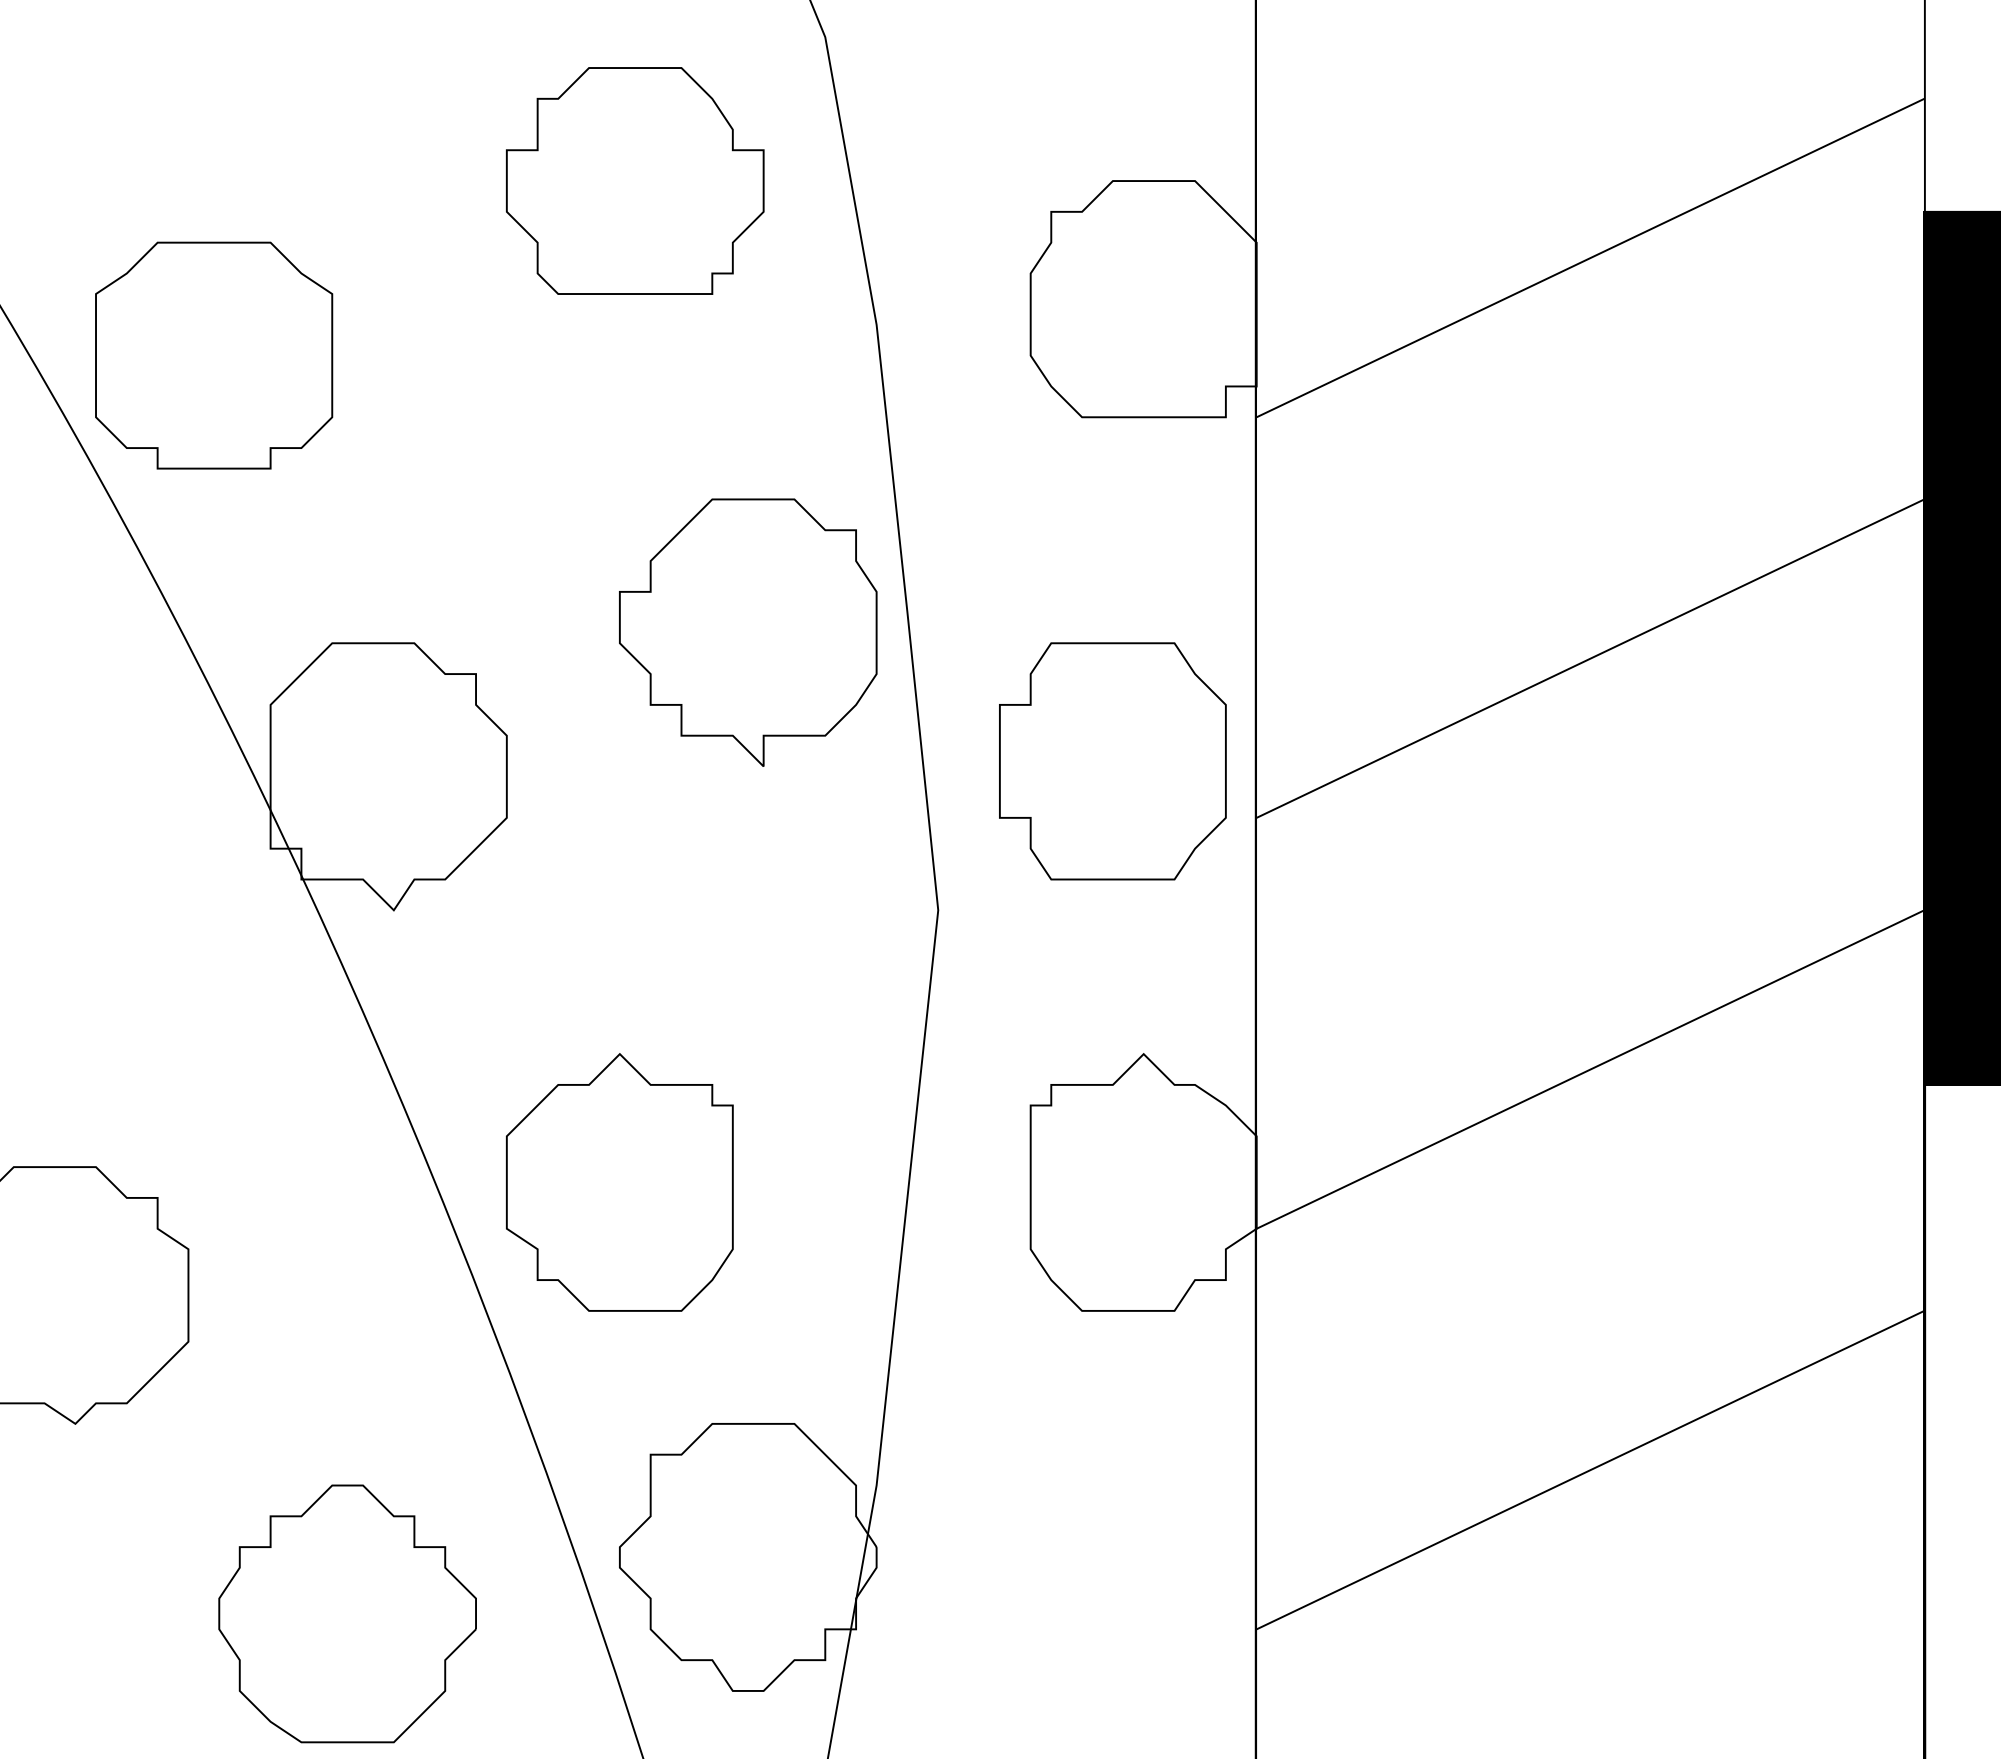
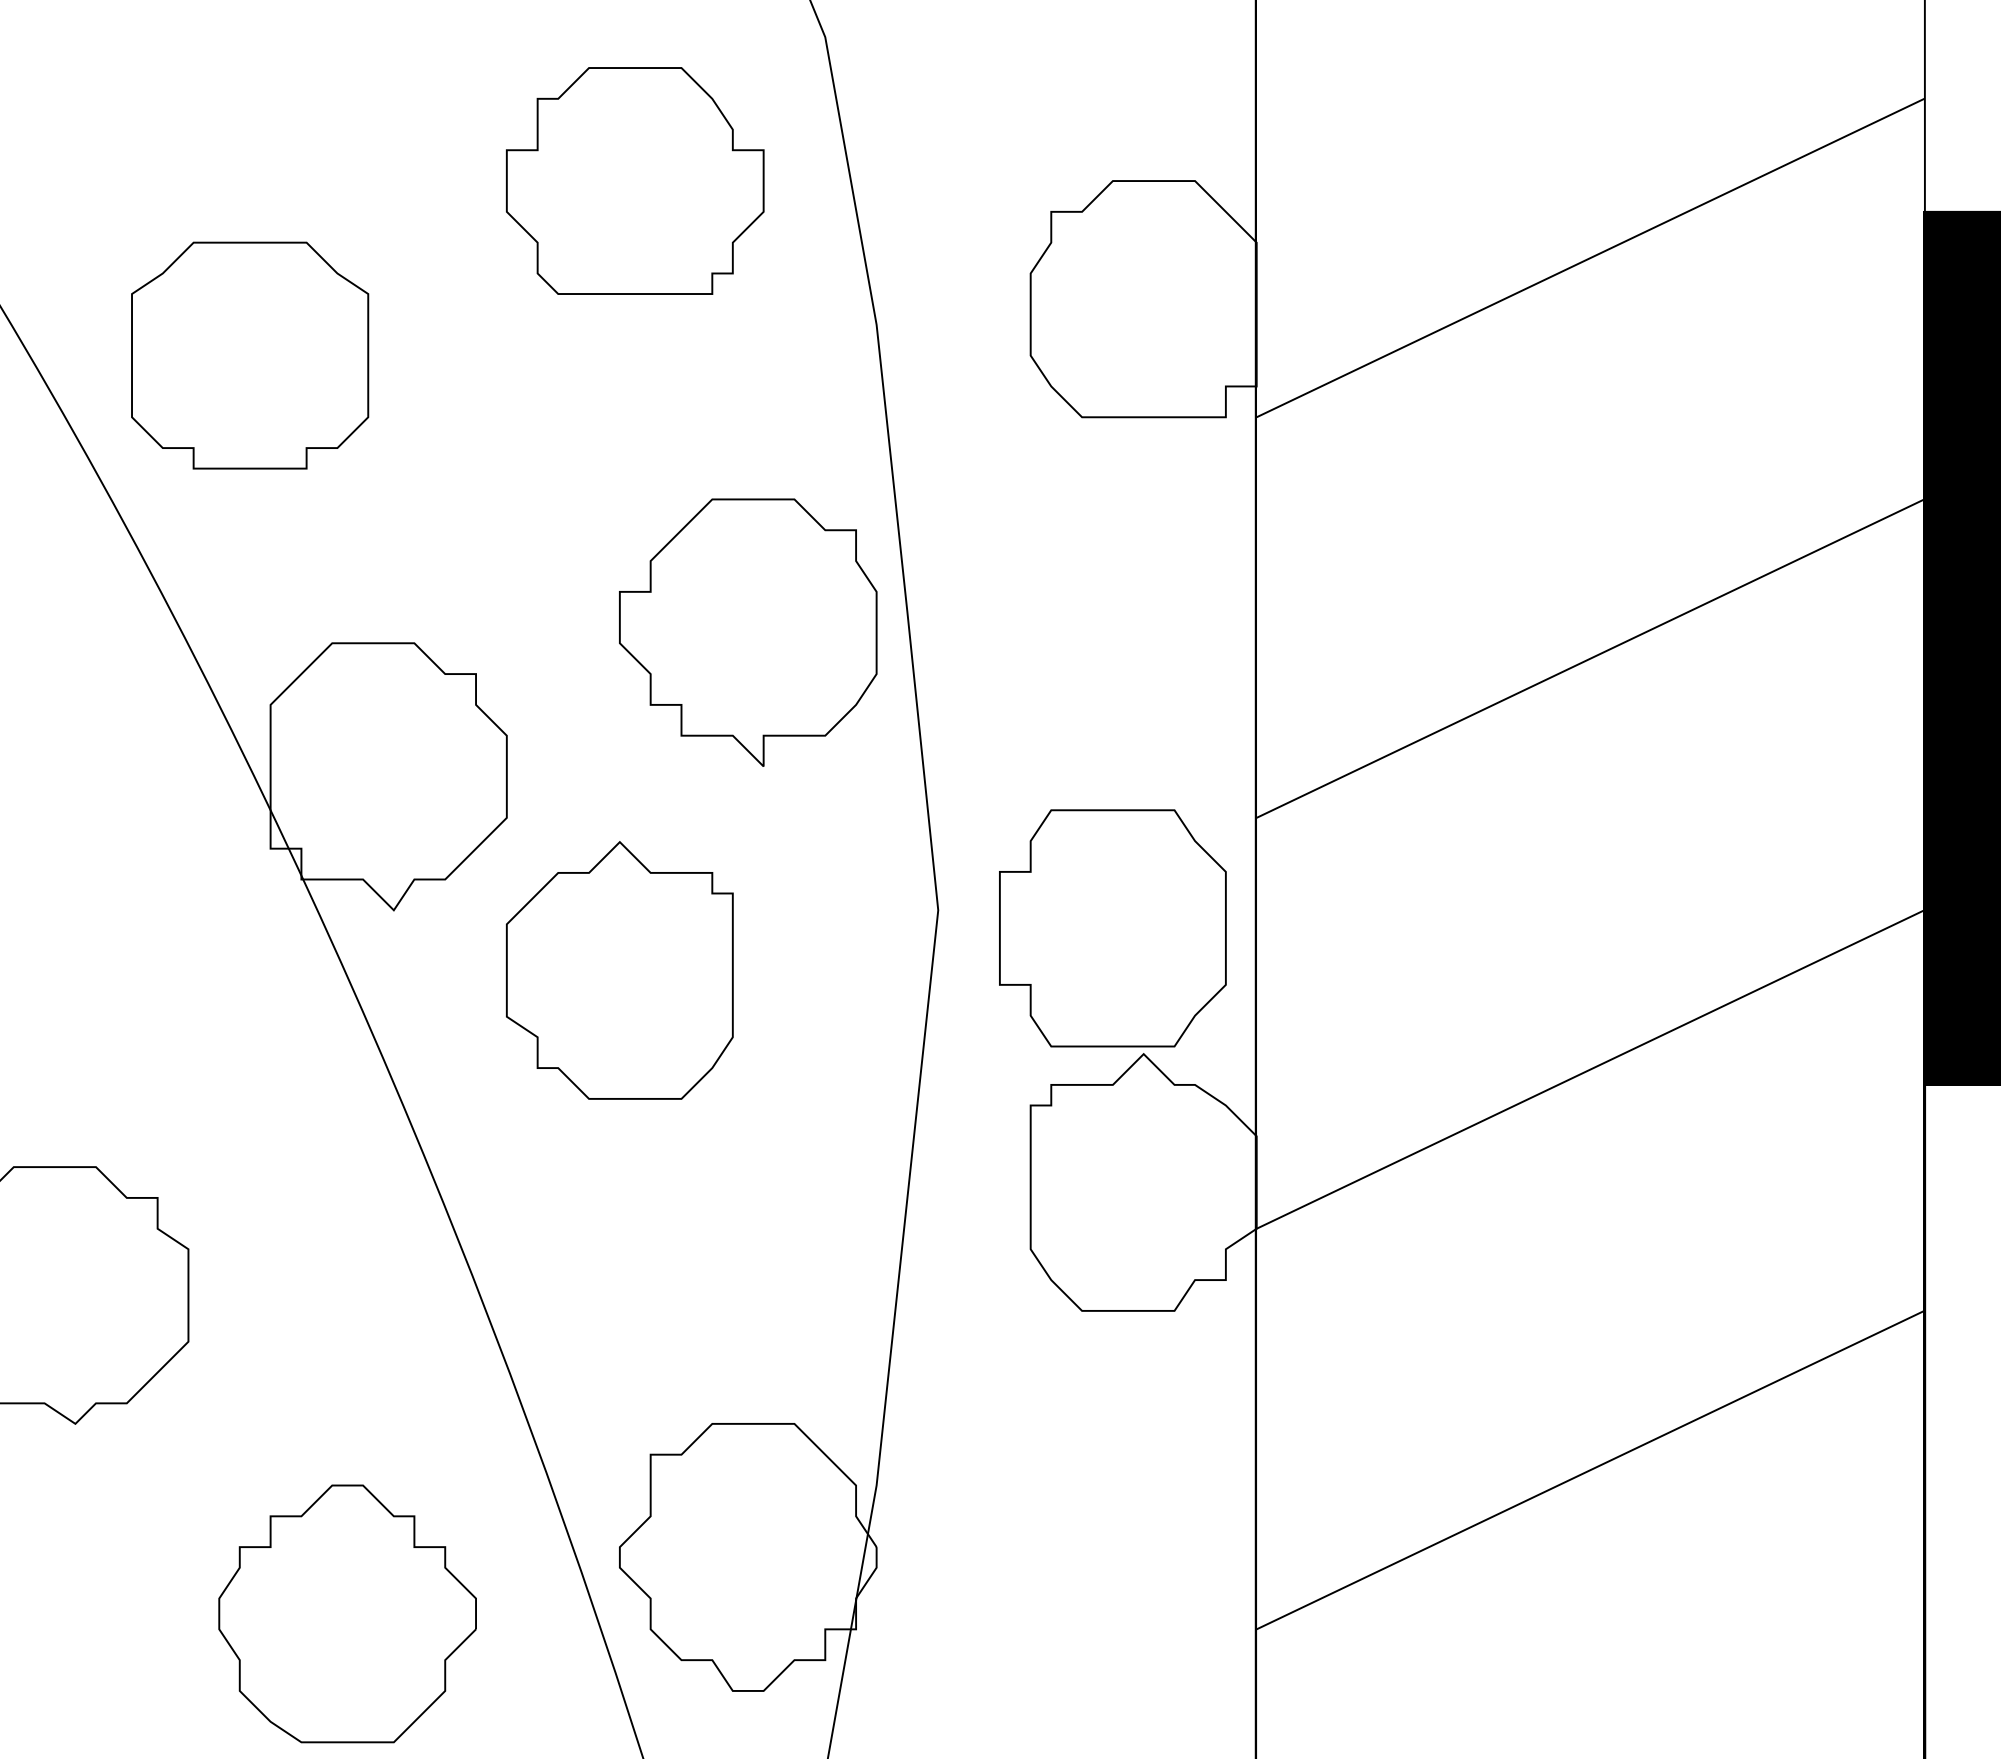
part position: (214, 355) -> (250, 355) (250, 355)
part position: (1112, 761) -> (1112, 928) (1112, 928)
part position: (619, 1182) -> (619, 970) (619, 970)
